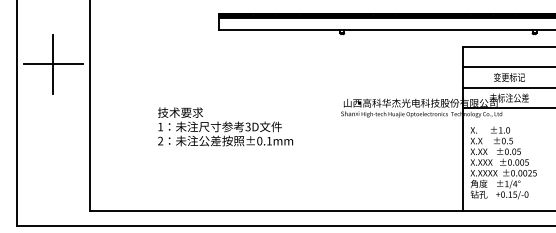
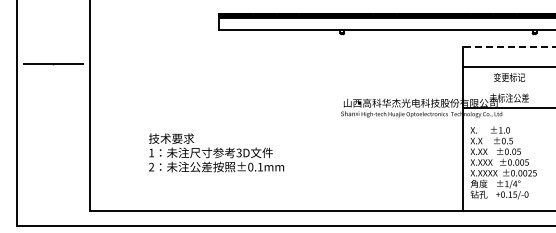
line: solid -> dashed (508, 46)
line: present -> none (53, 64)
line: present -> none (507, 87)
text position: (225, 126) -> (216, 152) (216, 152)
